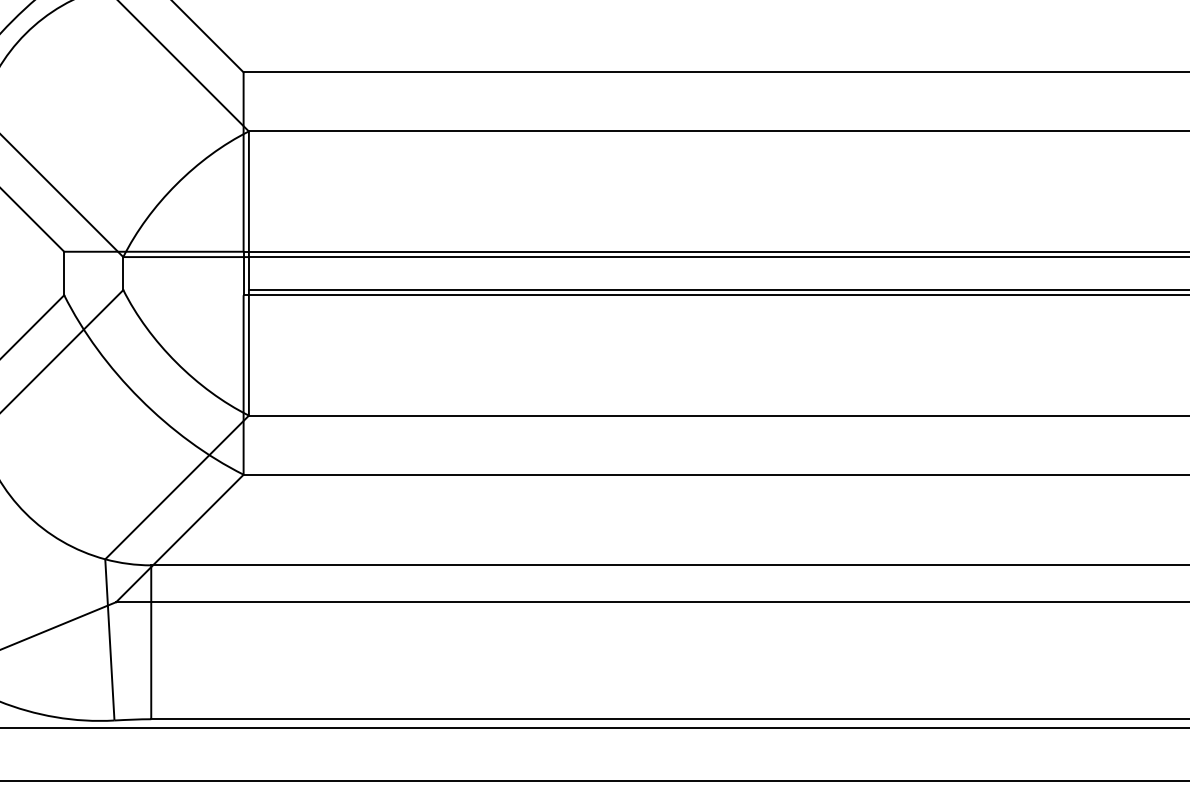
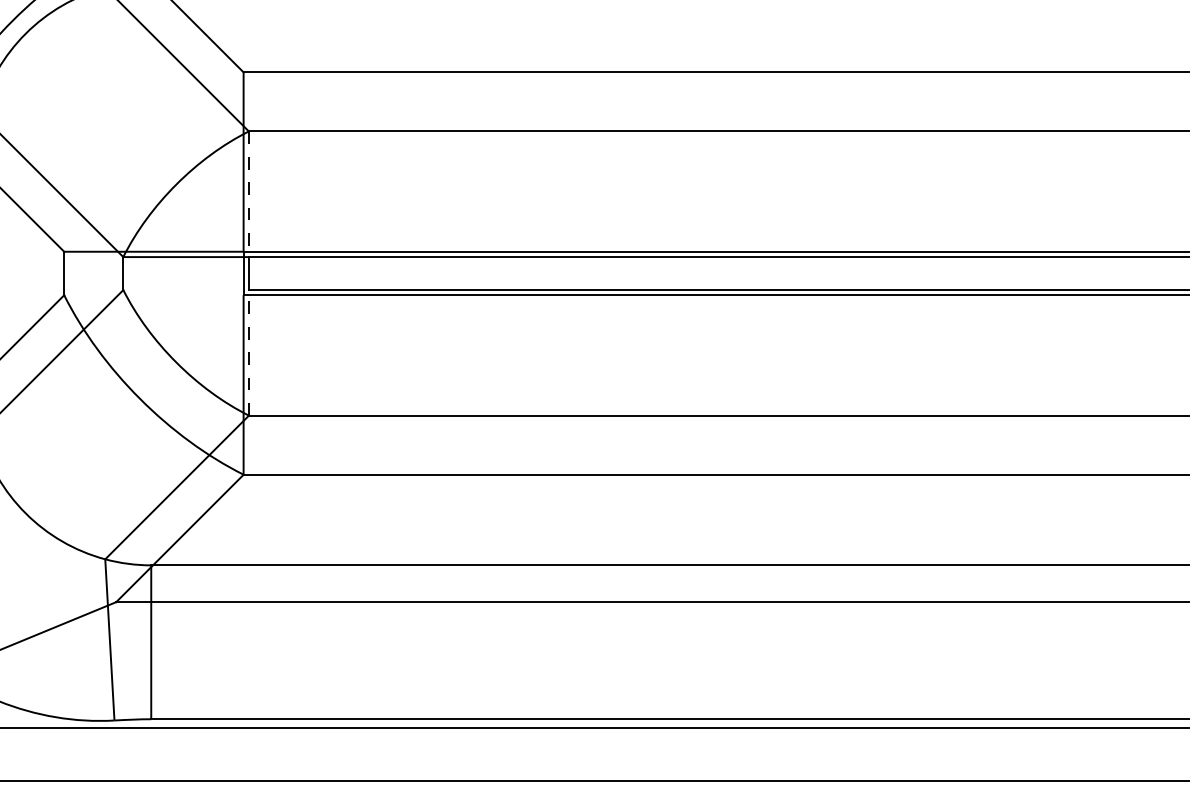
arc: solid -> dashed (248, 192)
arc: solid -> dashed (248, 354)
